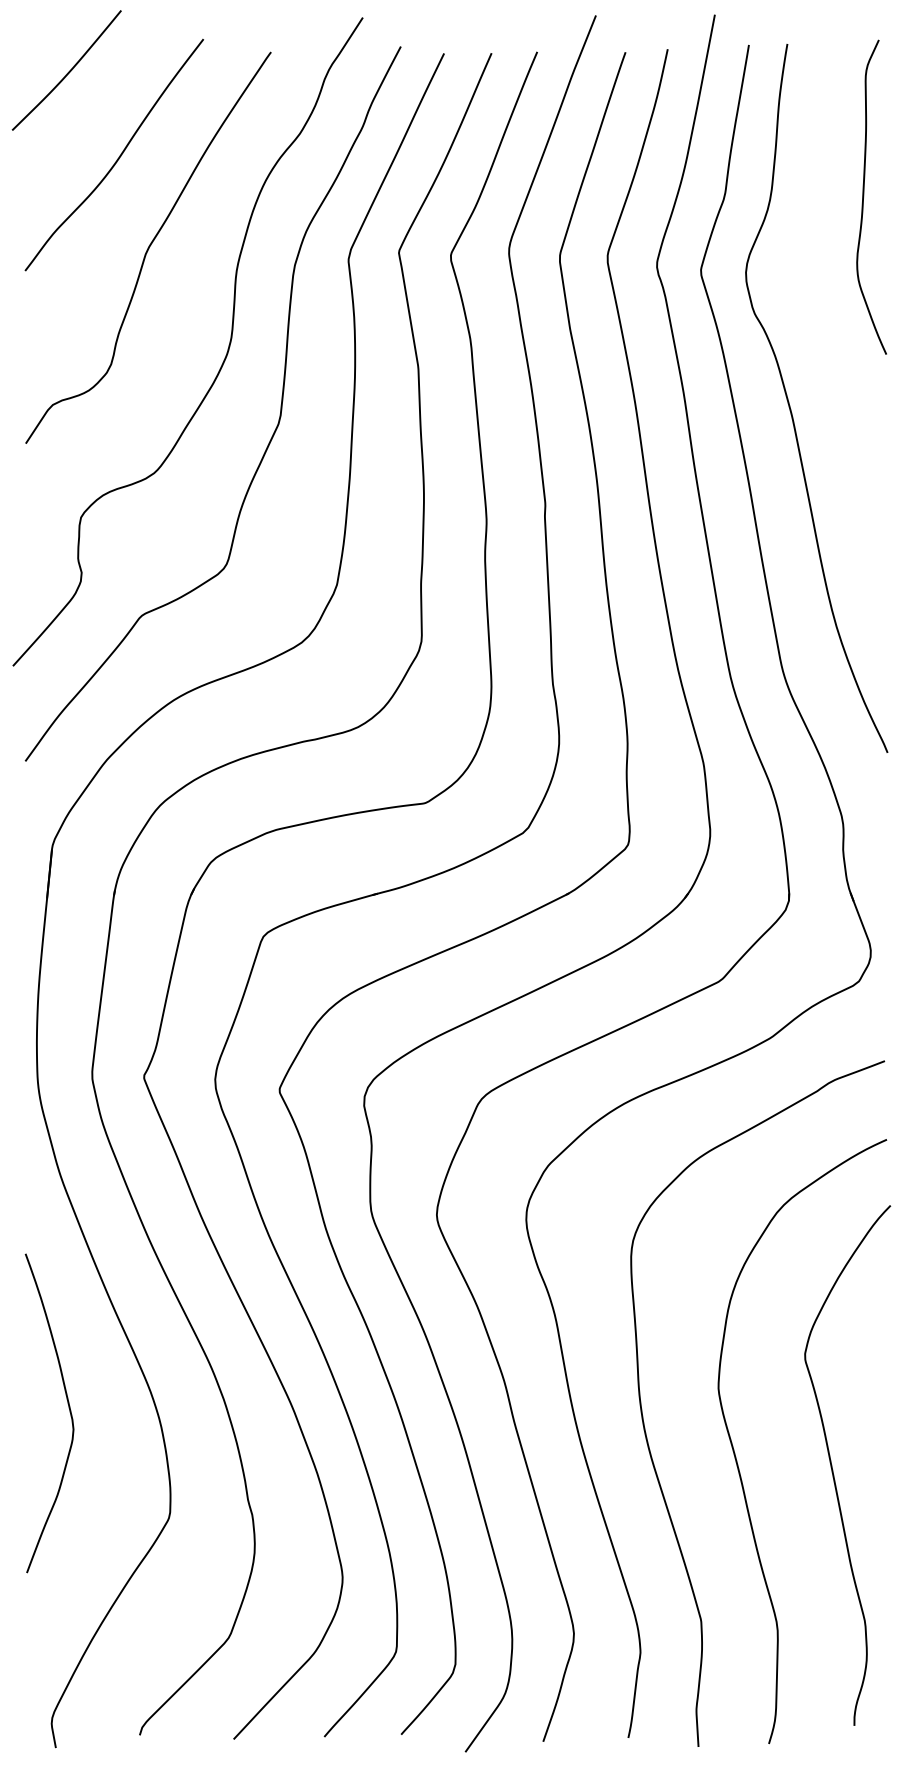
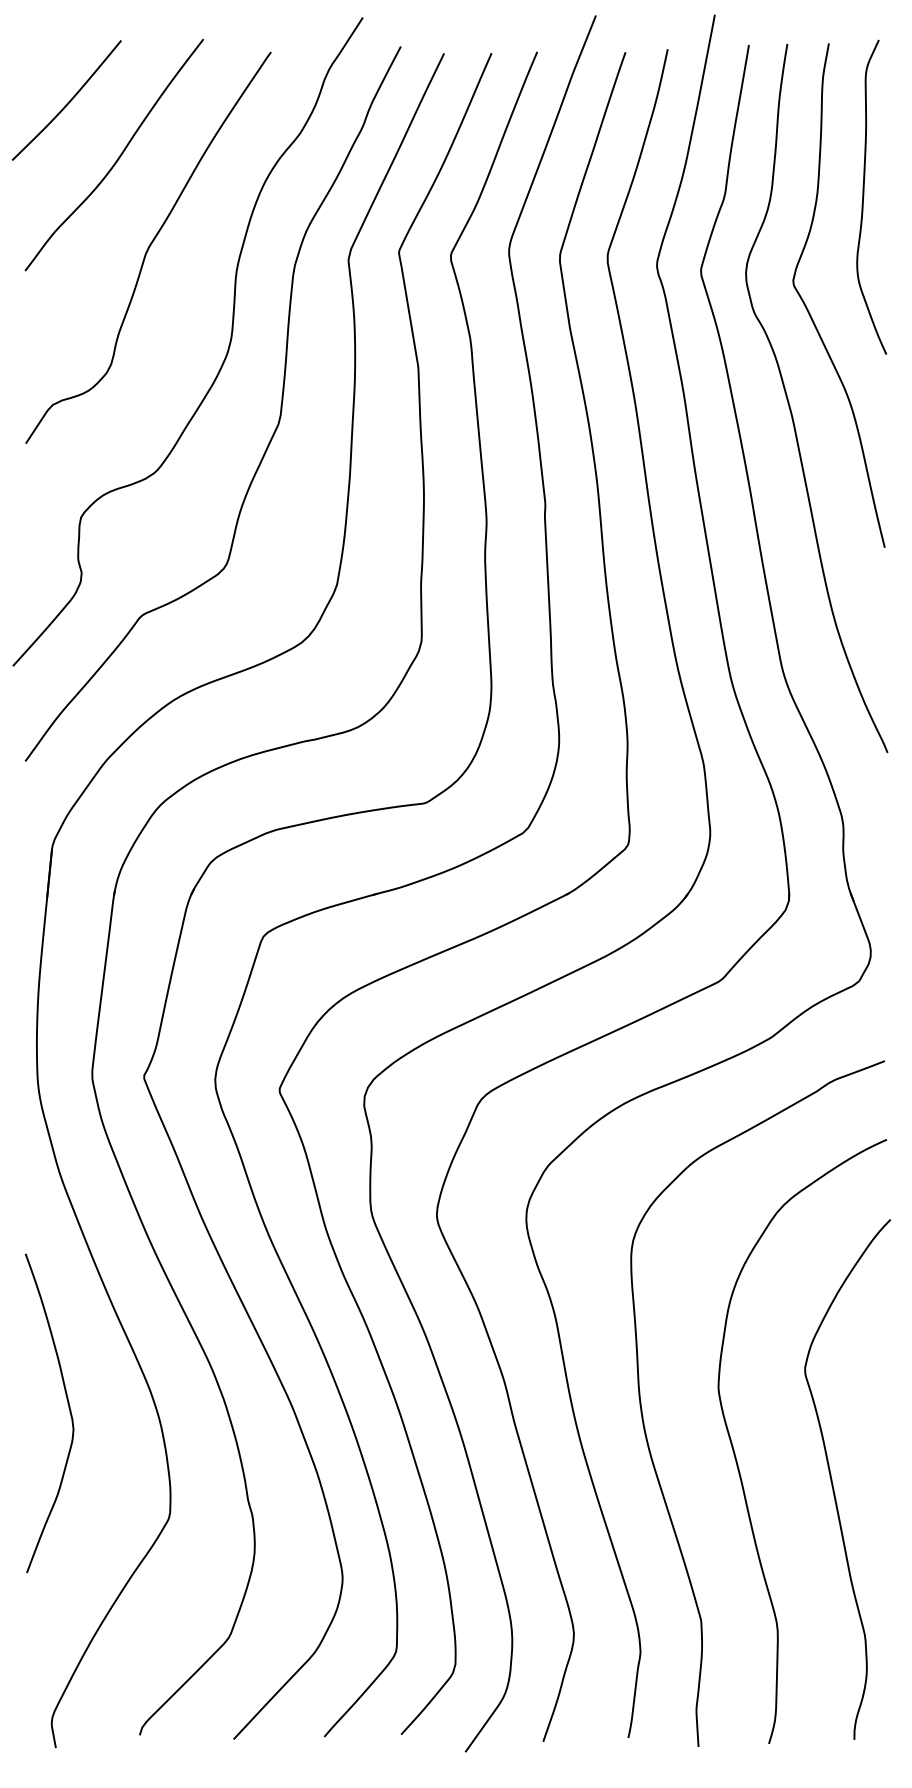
curve position: (68, 71) -> (68, 101) (68, 101)
curve: none -> present (808, 309)
curve position: (833, 1470) -> (833, 1484) (833, 1484)
